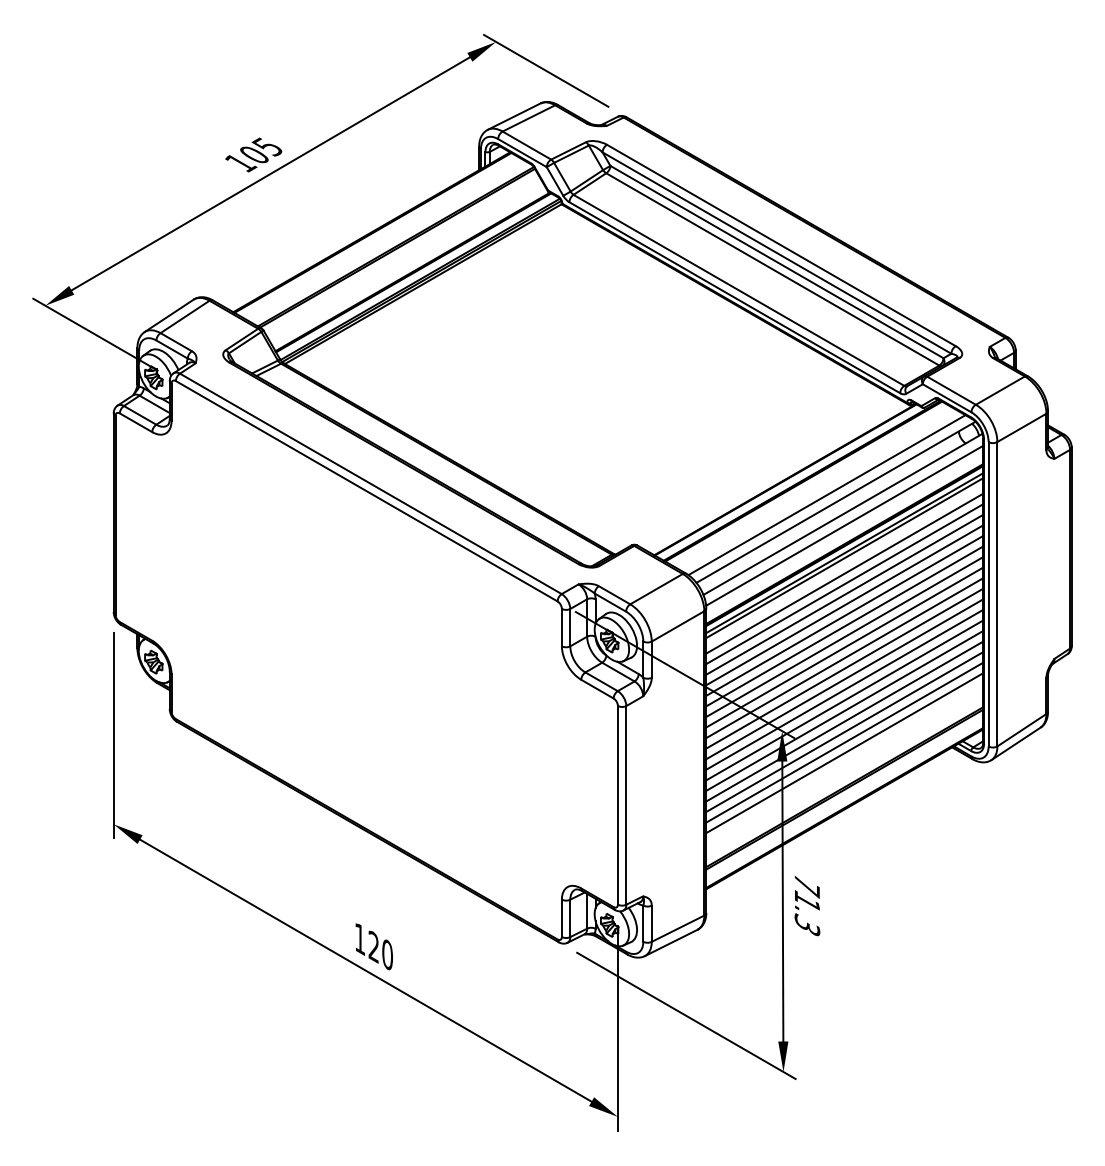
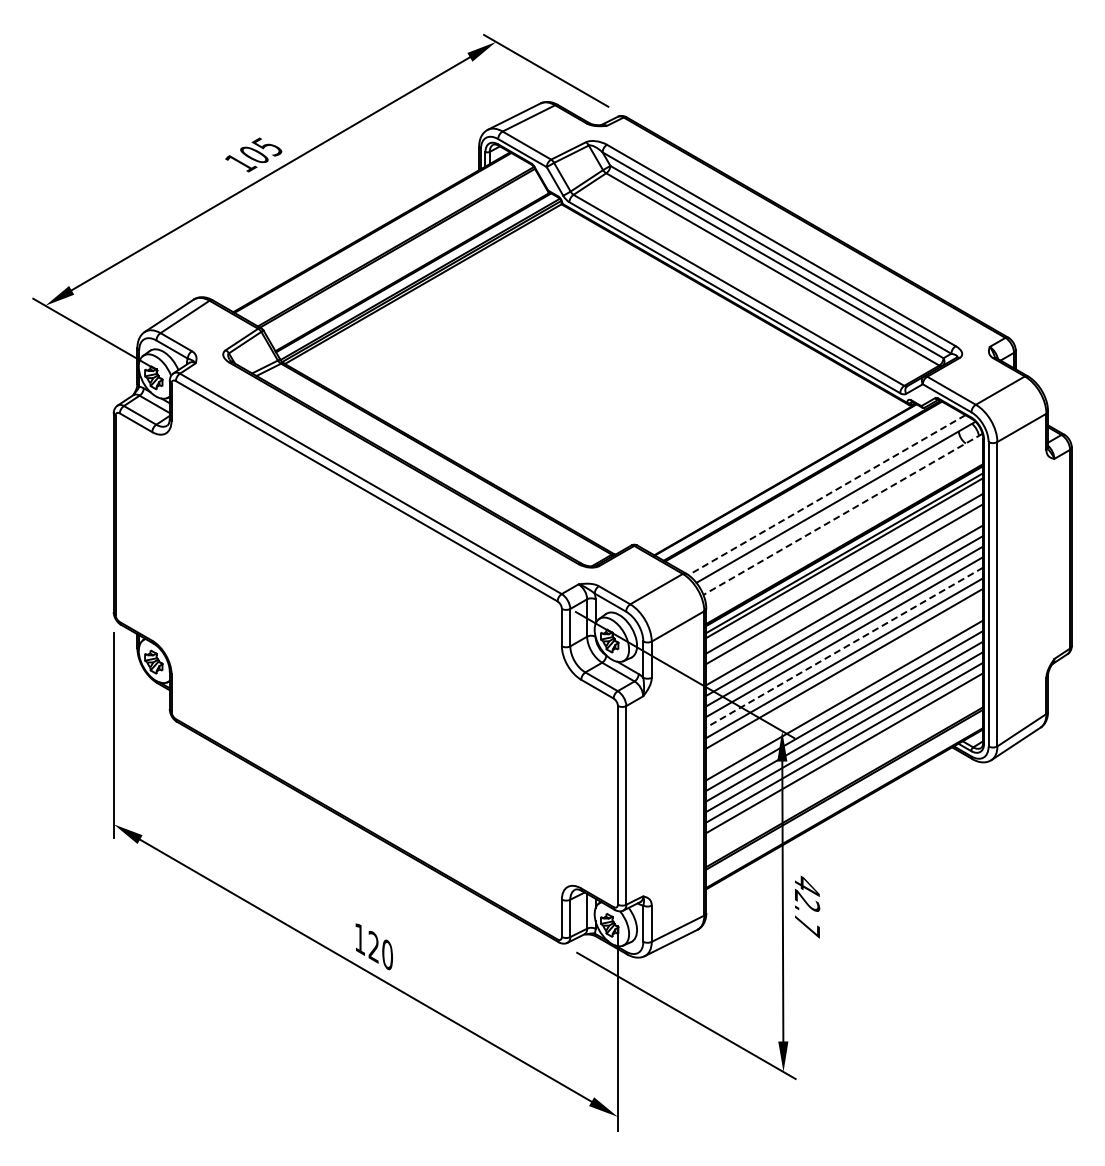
line: solid -> dashed (826, 495)
line: solid -> dashed (842, 514)
line: present -> none (844, 525)
line: present -> none (844, 594)
line: solid -> dashed (844, 647)
line: present -> none (844, 679)
line: present -> none (844, 689)
text: 71.3 -> 42.7 (807, 907)
